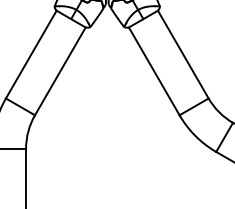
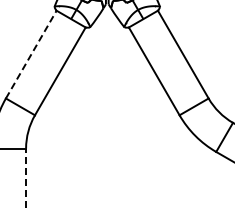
line: solid -> dashed (31, 54)
line: solid -> dashed (26, 178)
